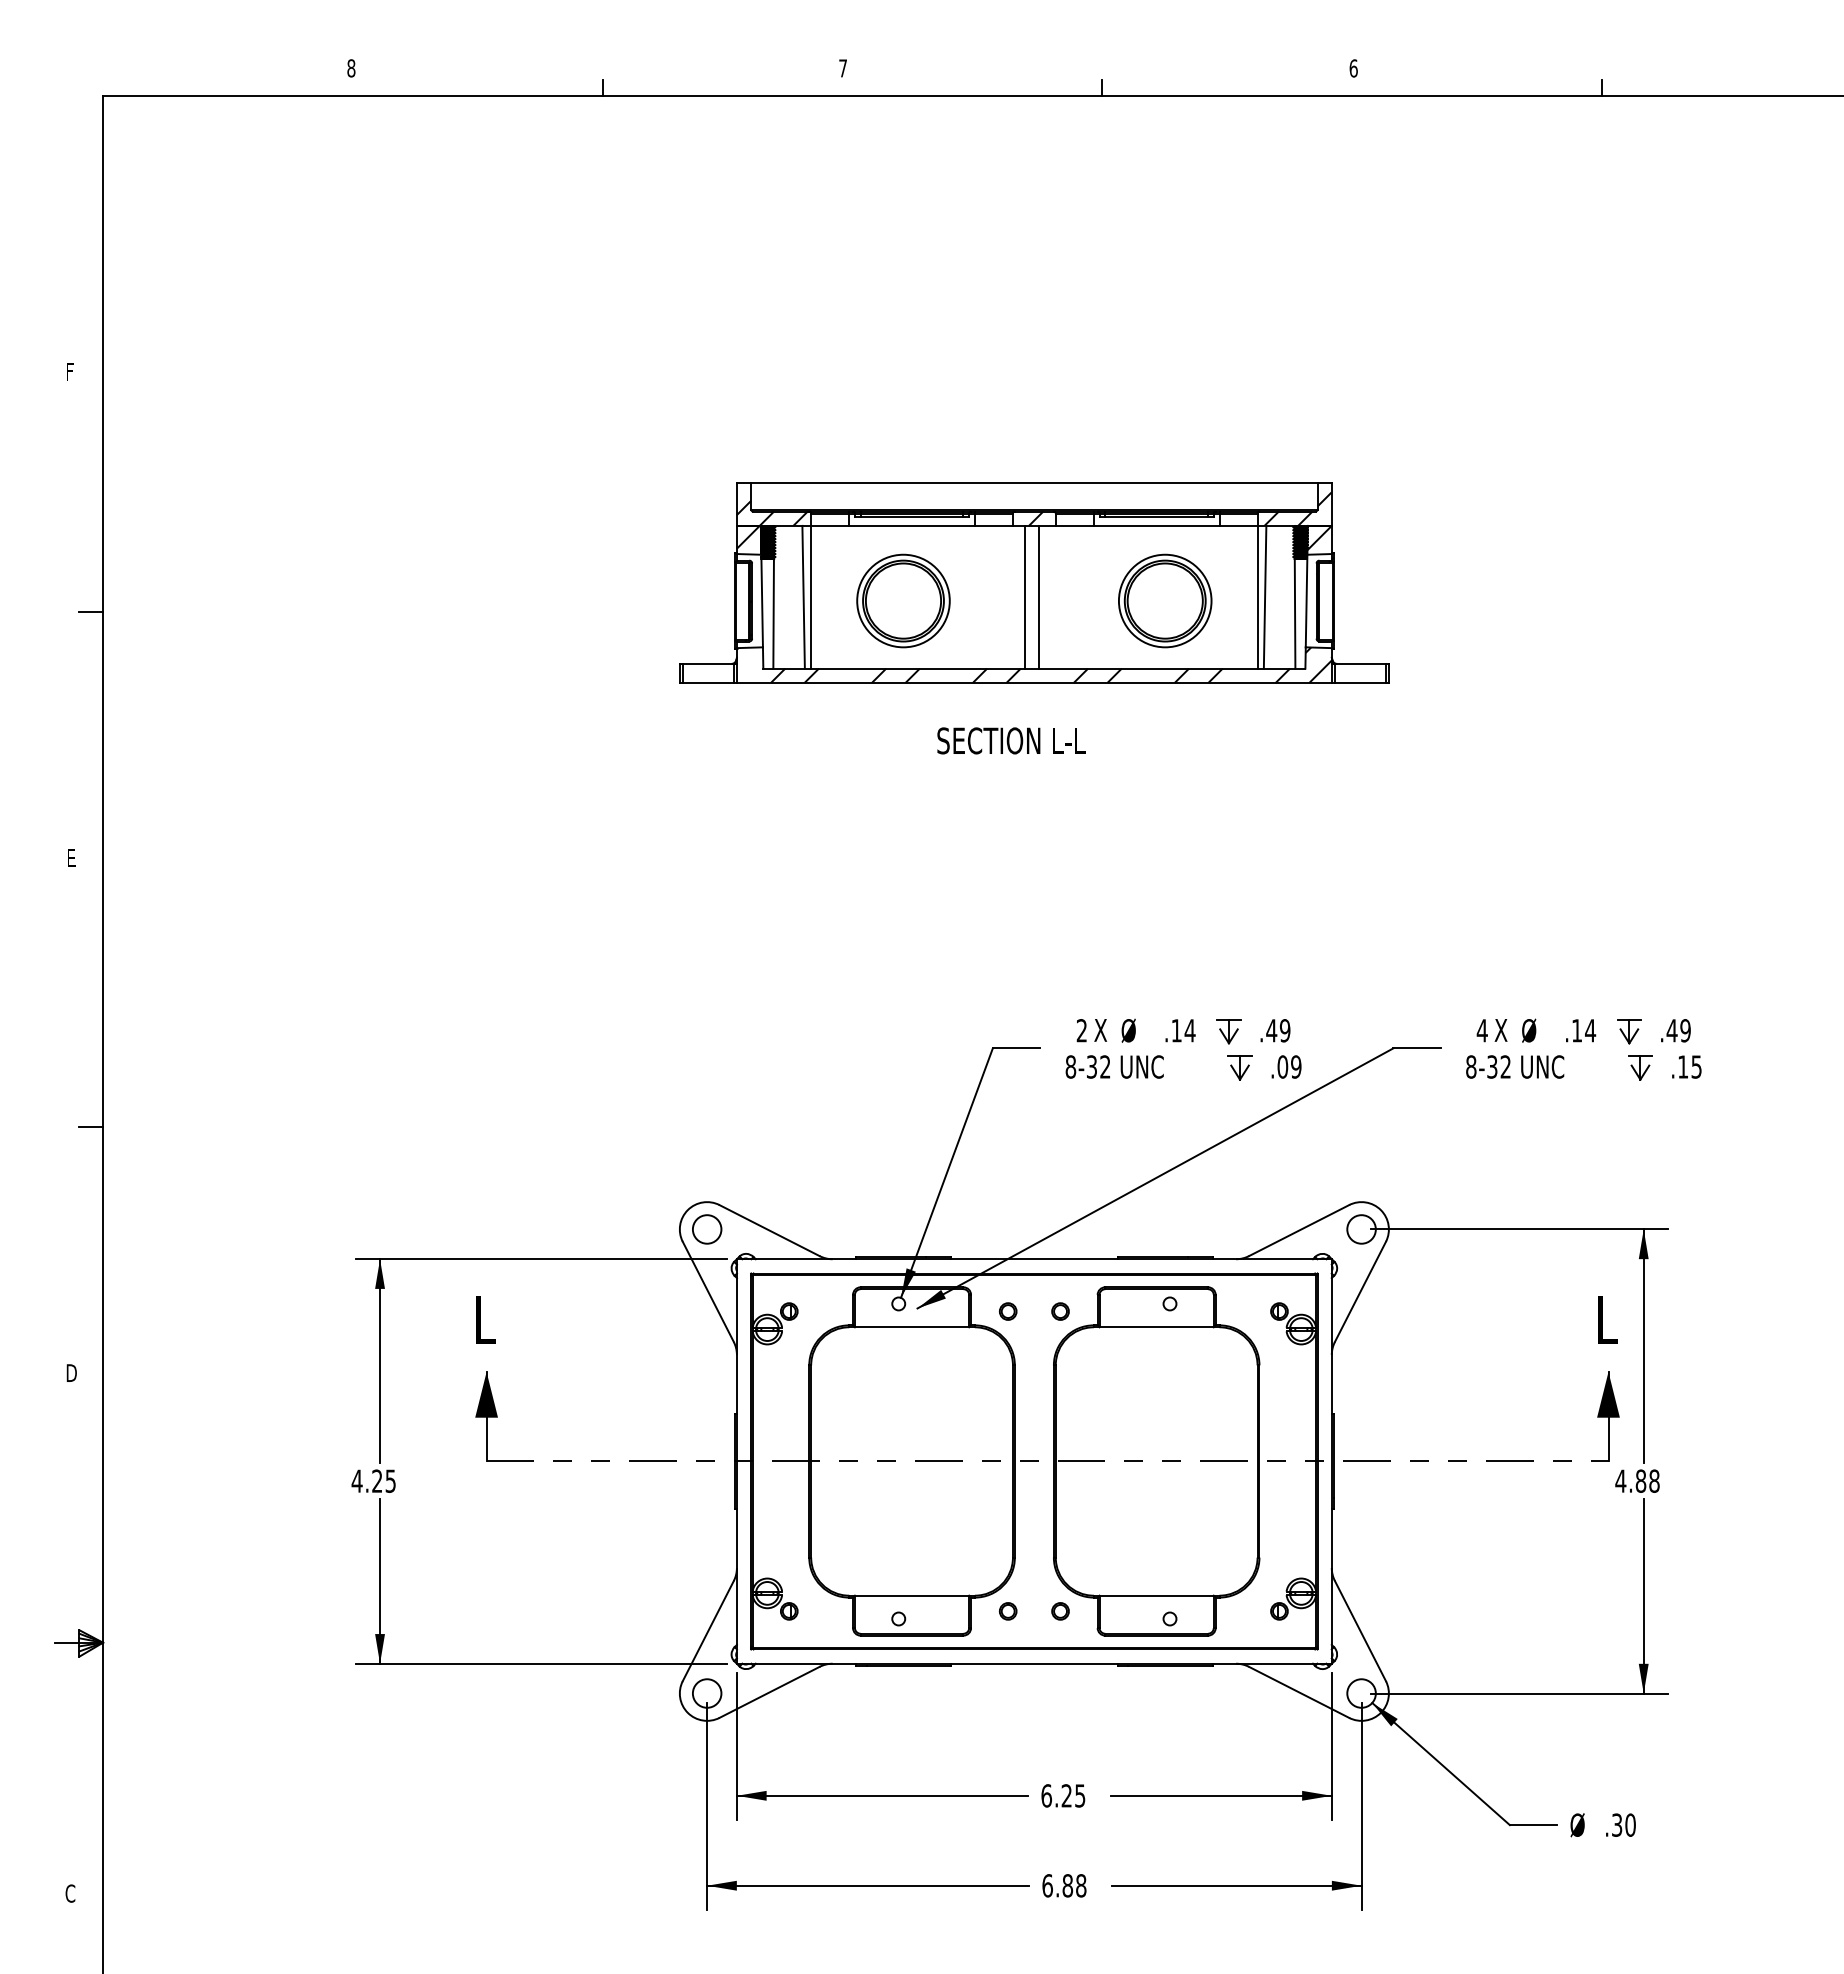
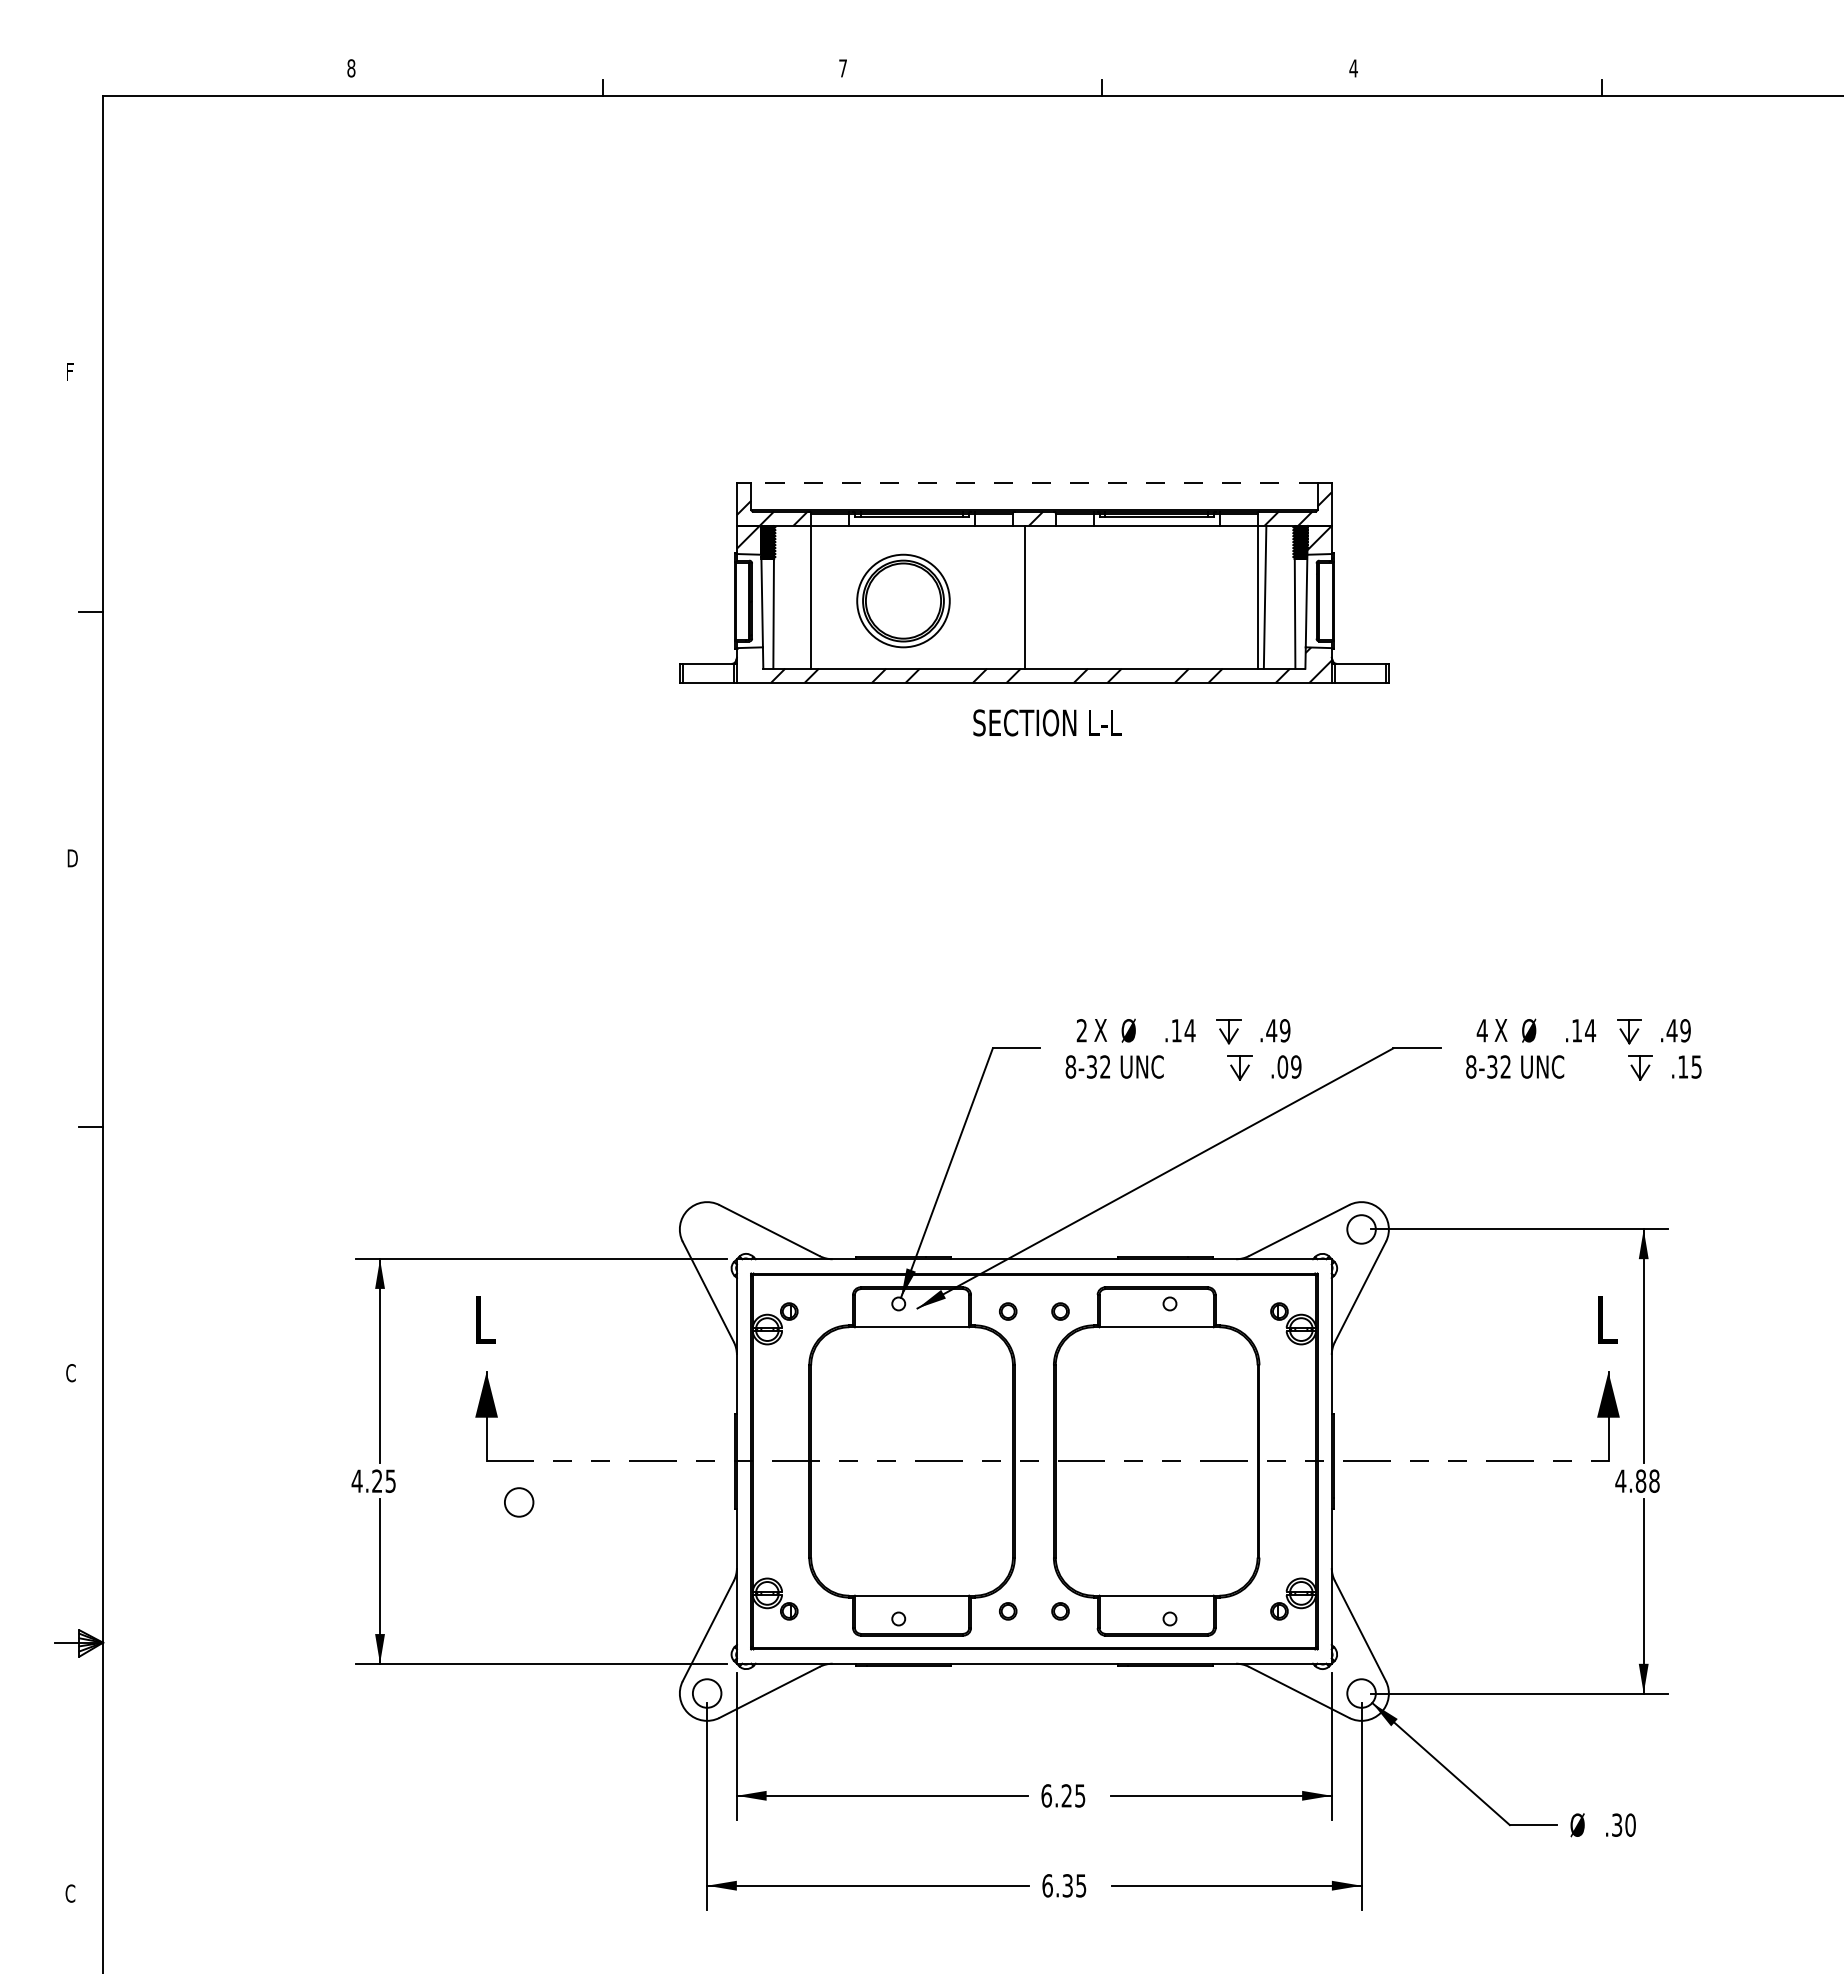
text: 6 -> 4 (1353, 68)
line: solid -> dashed (1033, 483)
line: present -> none (803, 596)
line: present -> none (1038, 596)
part: present -> none (1165, 600)
text position: (1011, 740) -> (1047, 722) (1047, 722)
text: E -> D (72, 858)
circle position: (707, 1229) -> (519, 1502) (519, 1502)
text: D -> C (71, 1373)
text: 6.88 -> 6.35 (1074, 1885)
